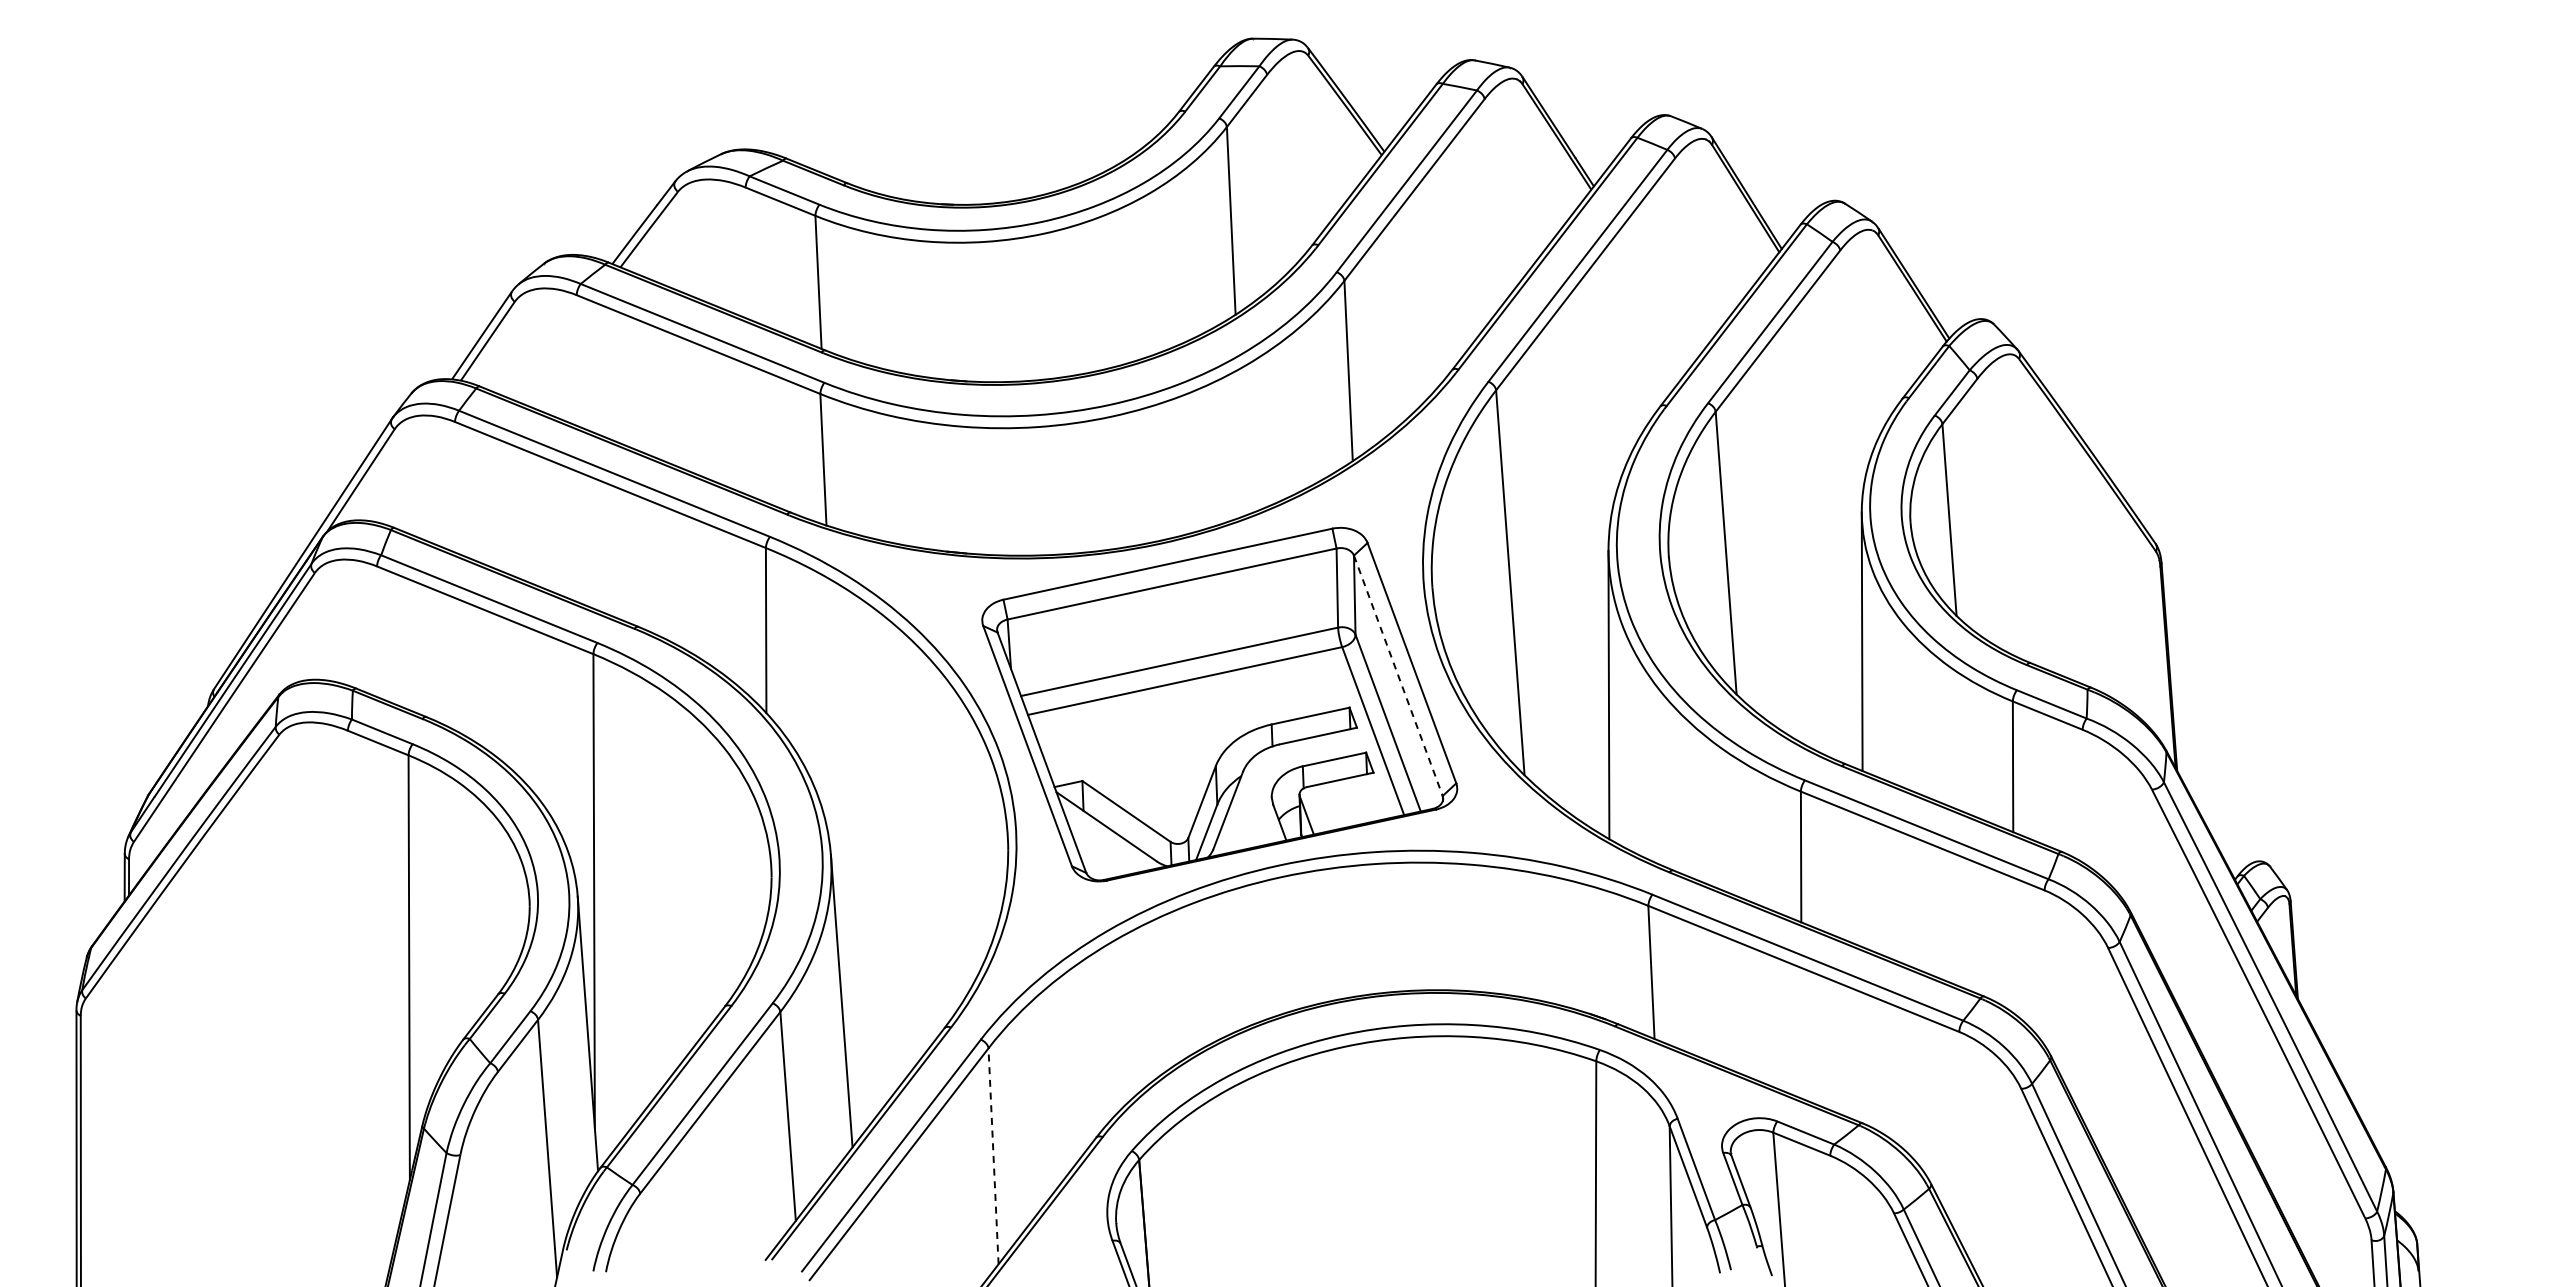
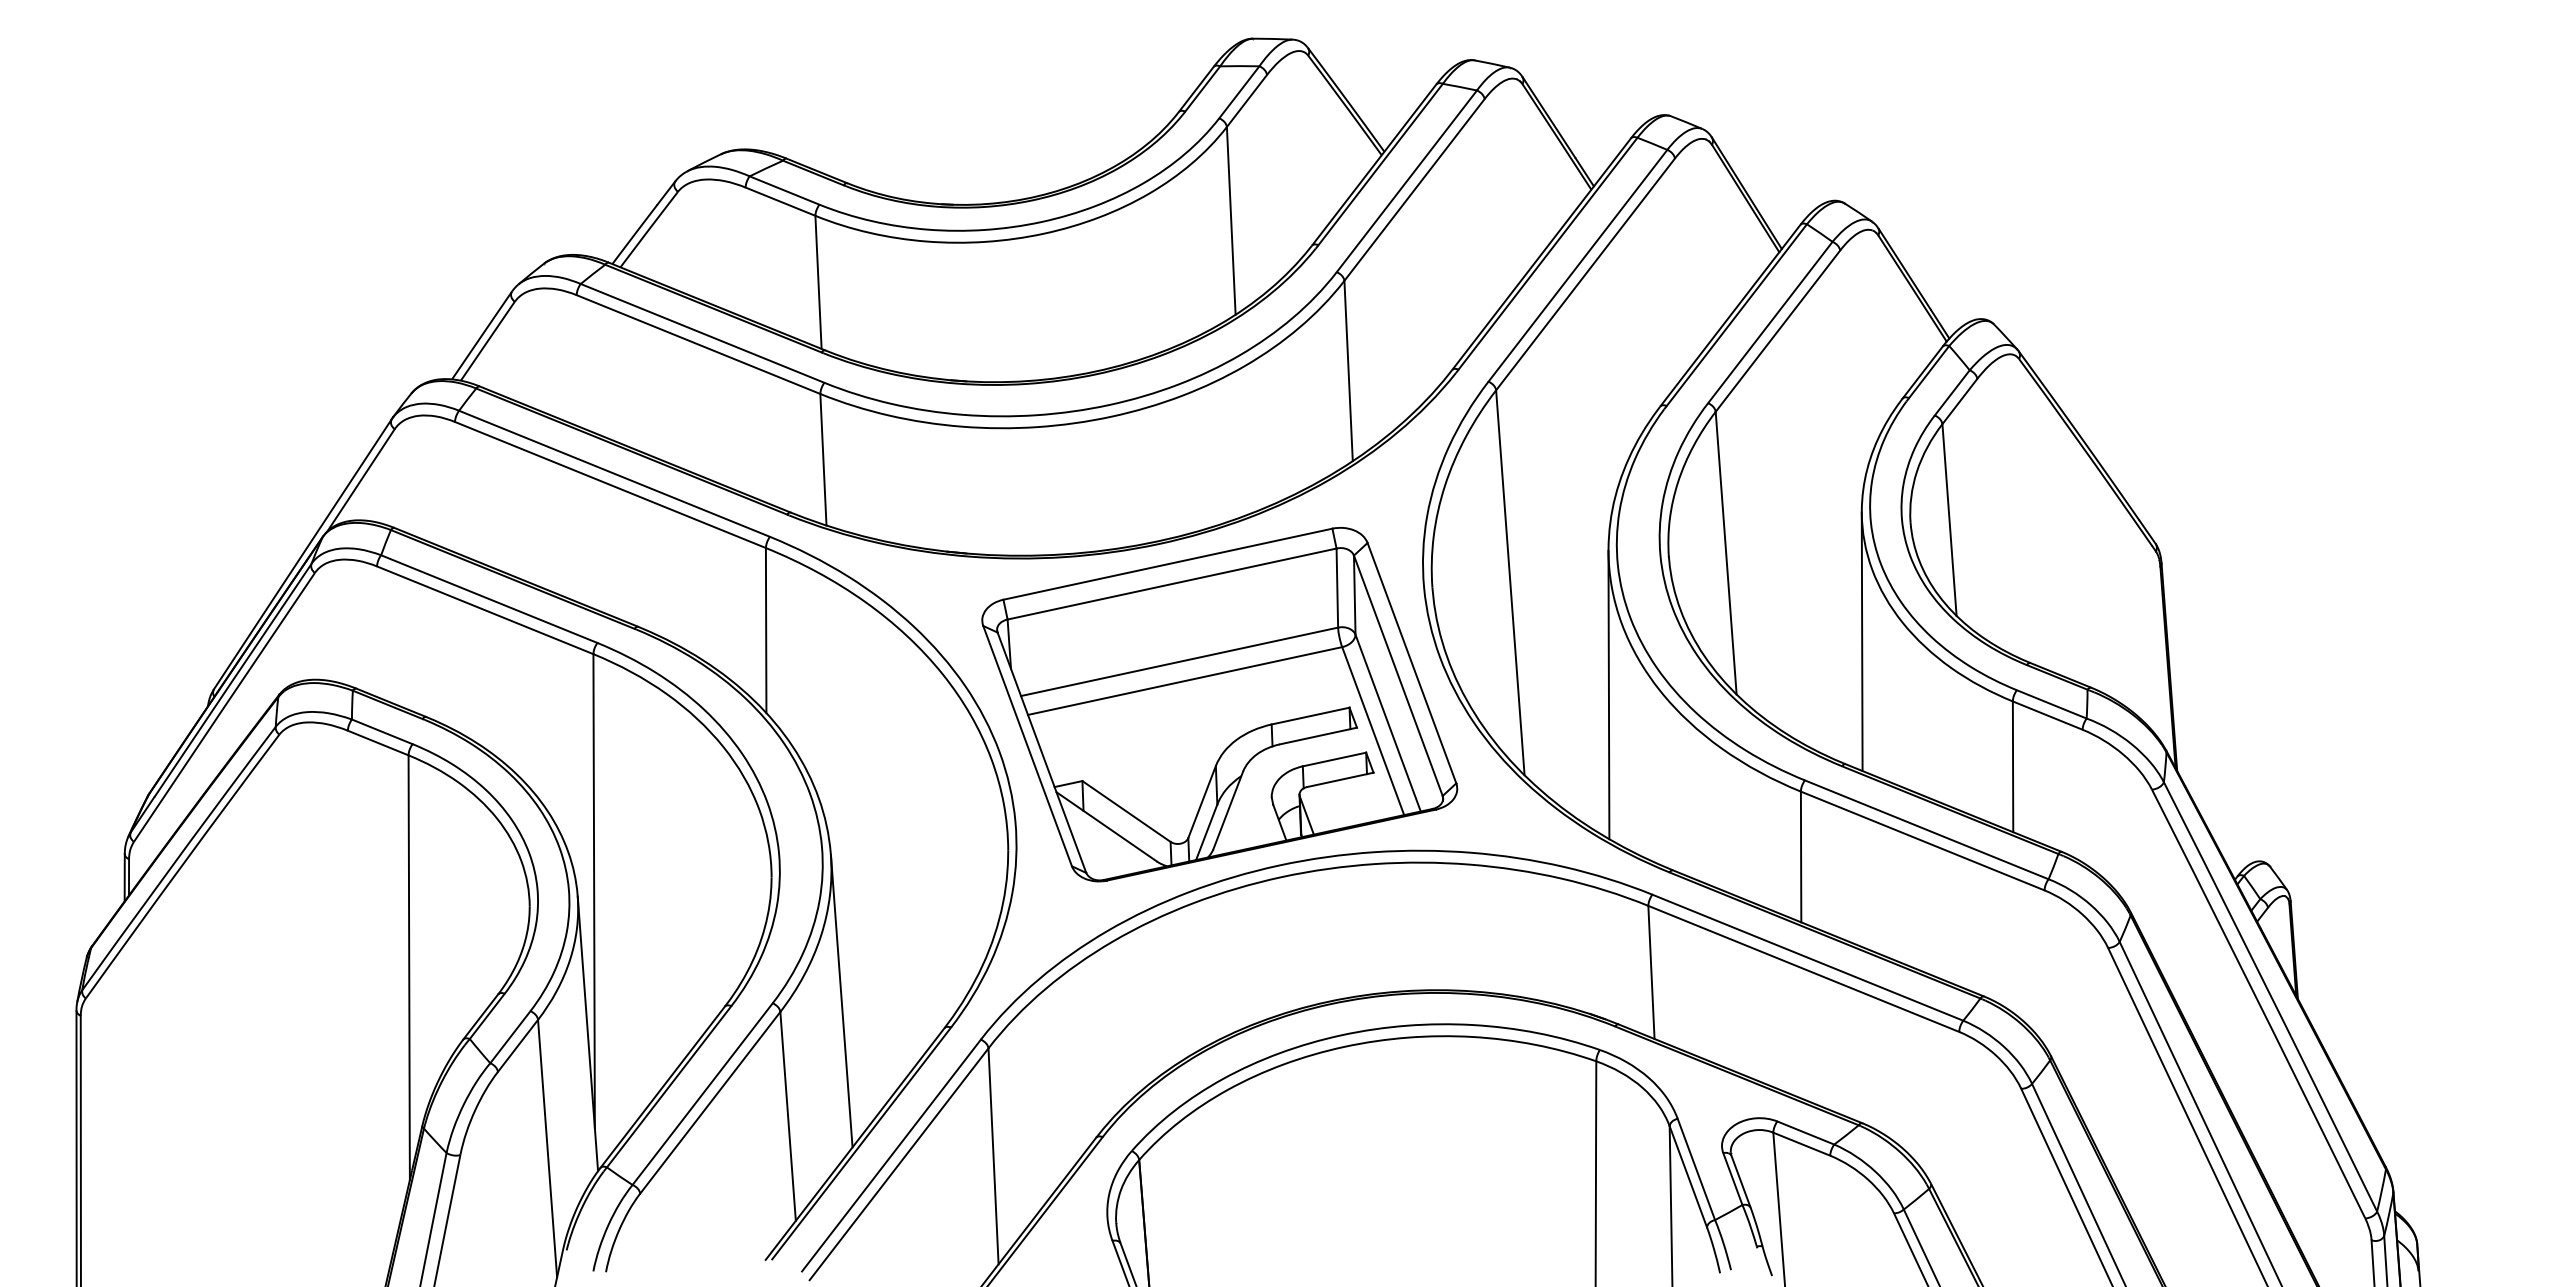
line: dashed -> solid (1398, 676)
line: dashed -> solid (993, 1155)
